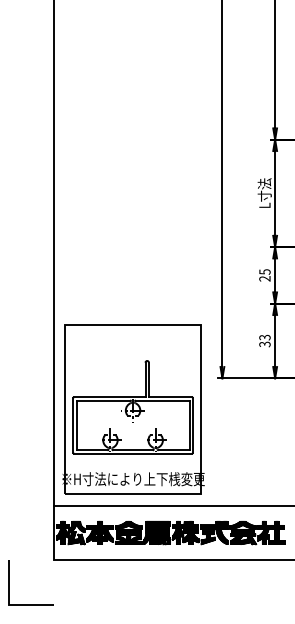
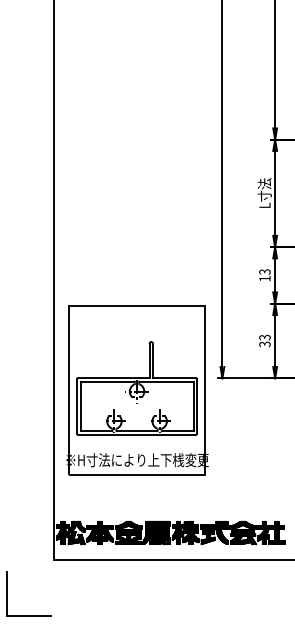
text: 25 -> 13 (264, 275)
part position: (133, 409) -> (137, 390) (137, 390)
line: present -> none (172, 505)
line position: (9, 582) -> (7, 593) (7, 593)
